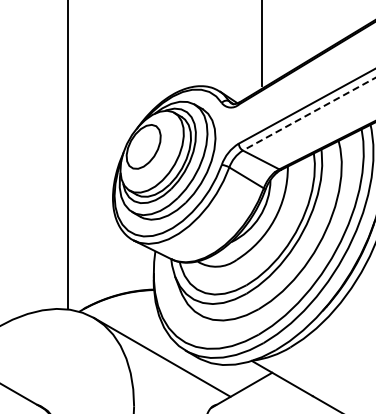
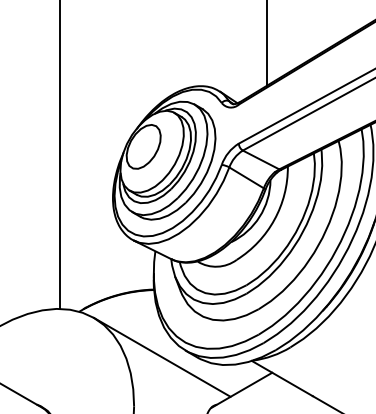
line position: (262, 43) -> (267, 43) (267, 43)
line: dashed -> solid (309, 114)
line position: (67, 155) -> (59, 155) (59, 155)
